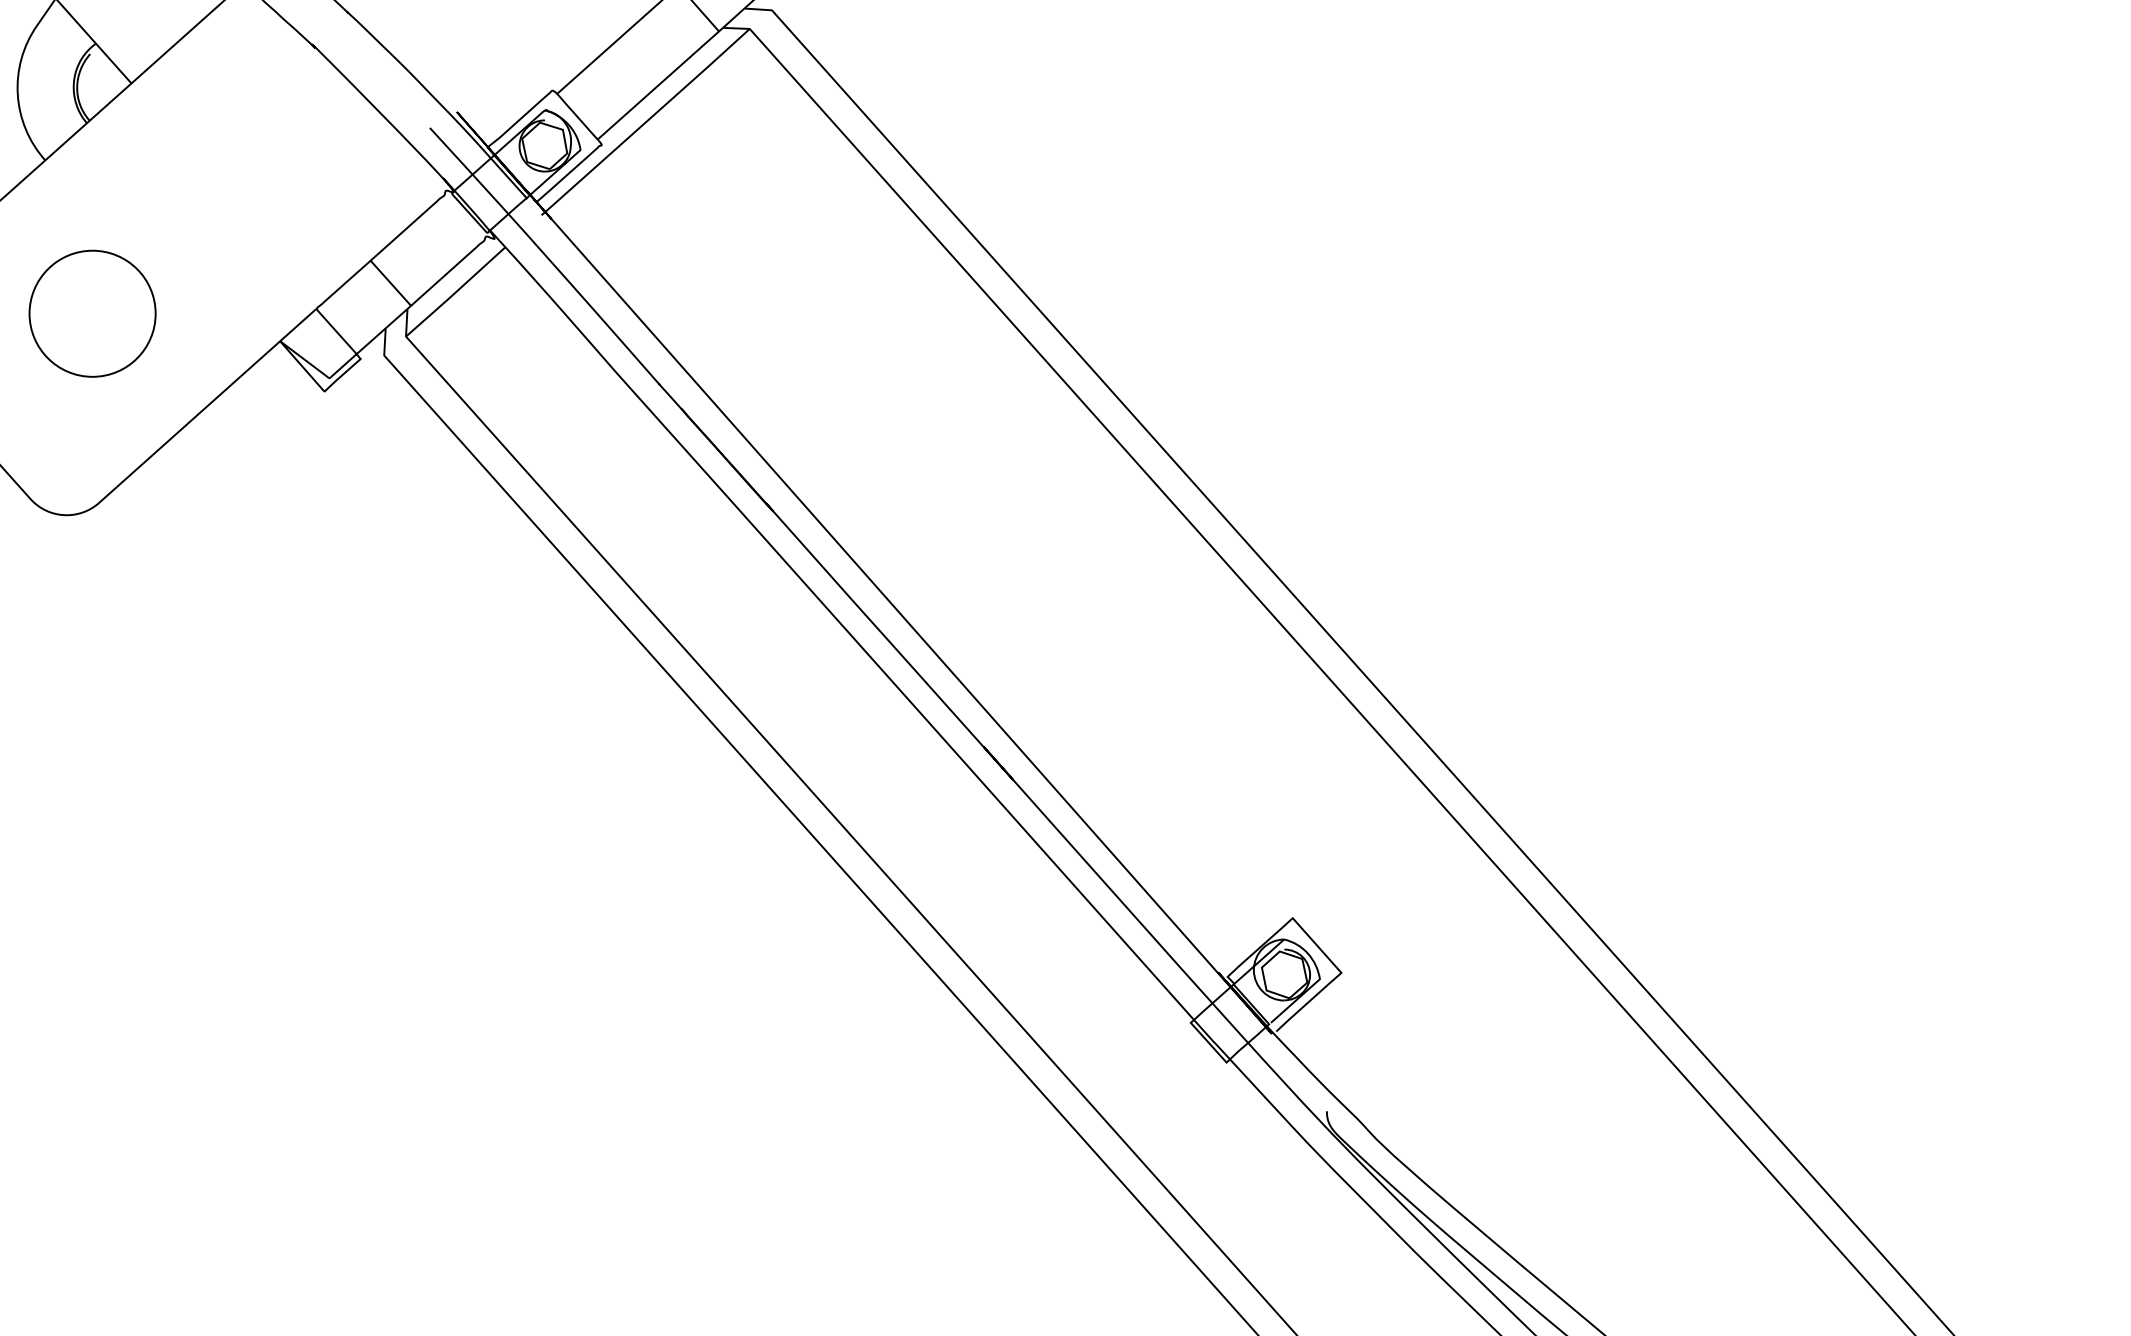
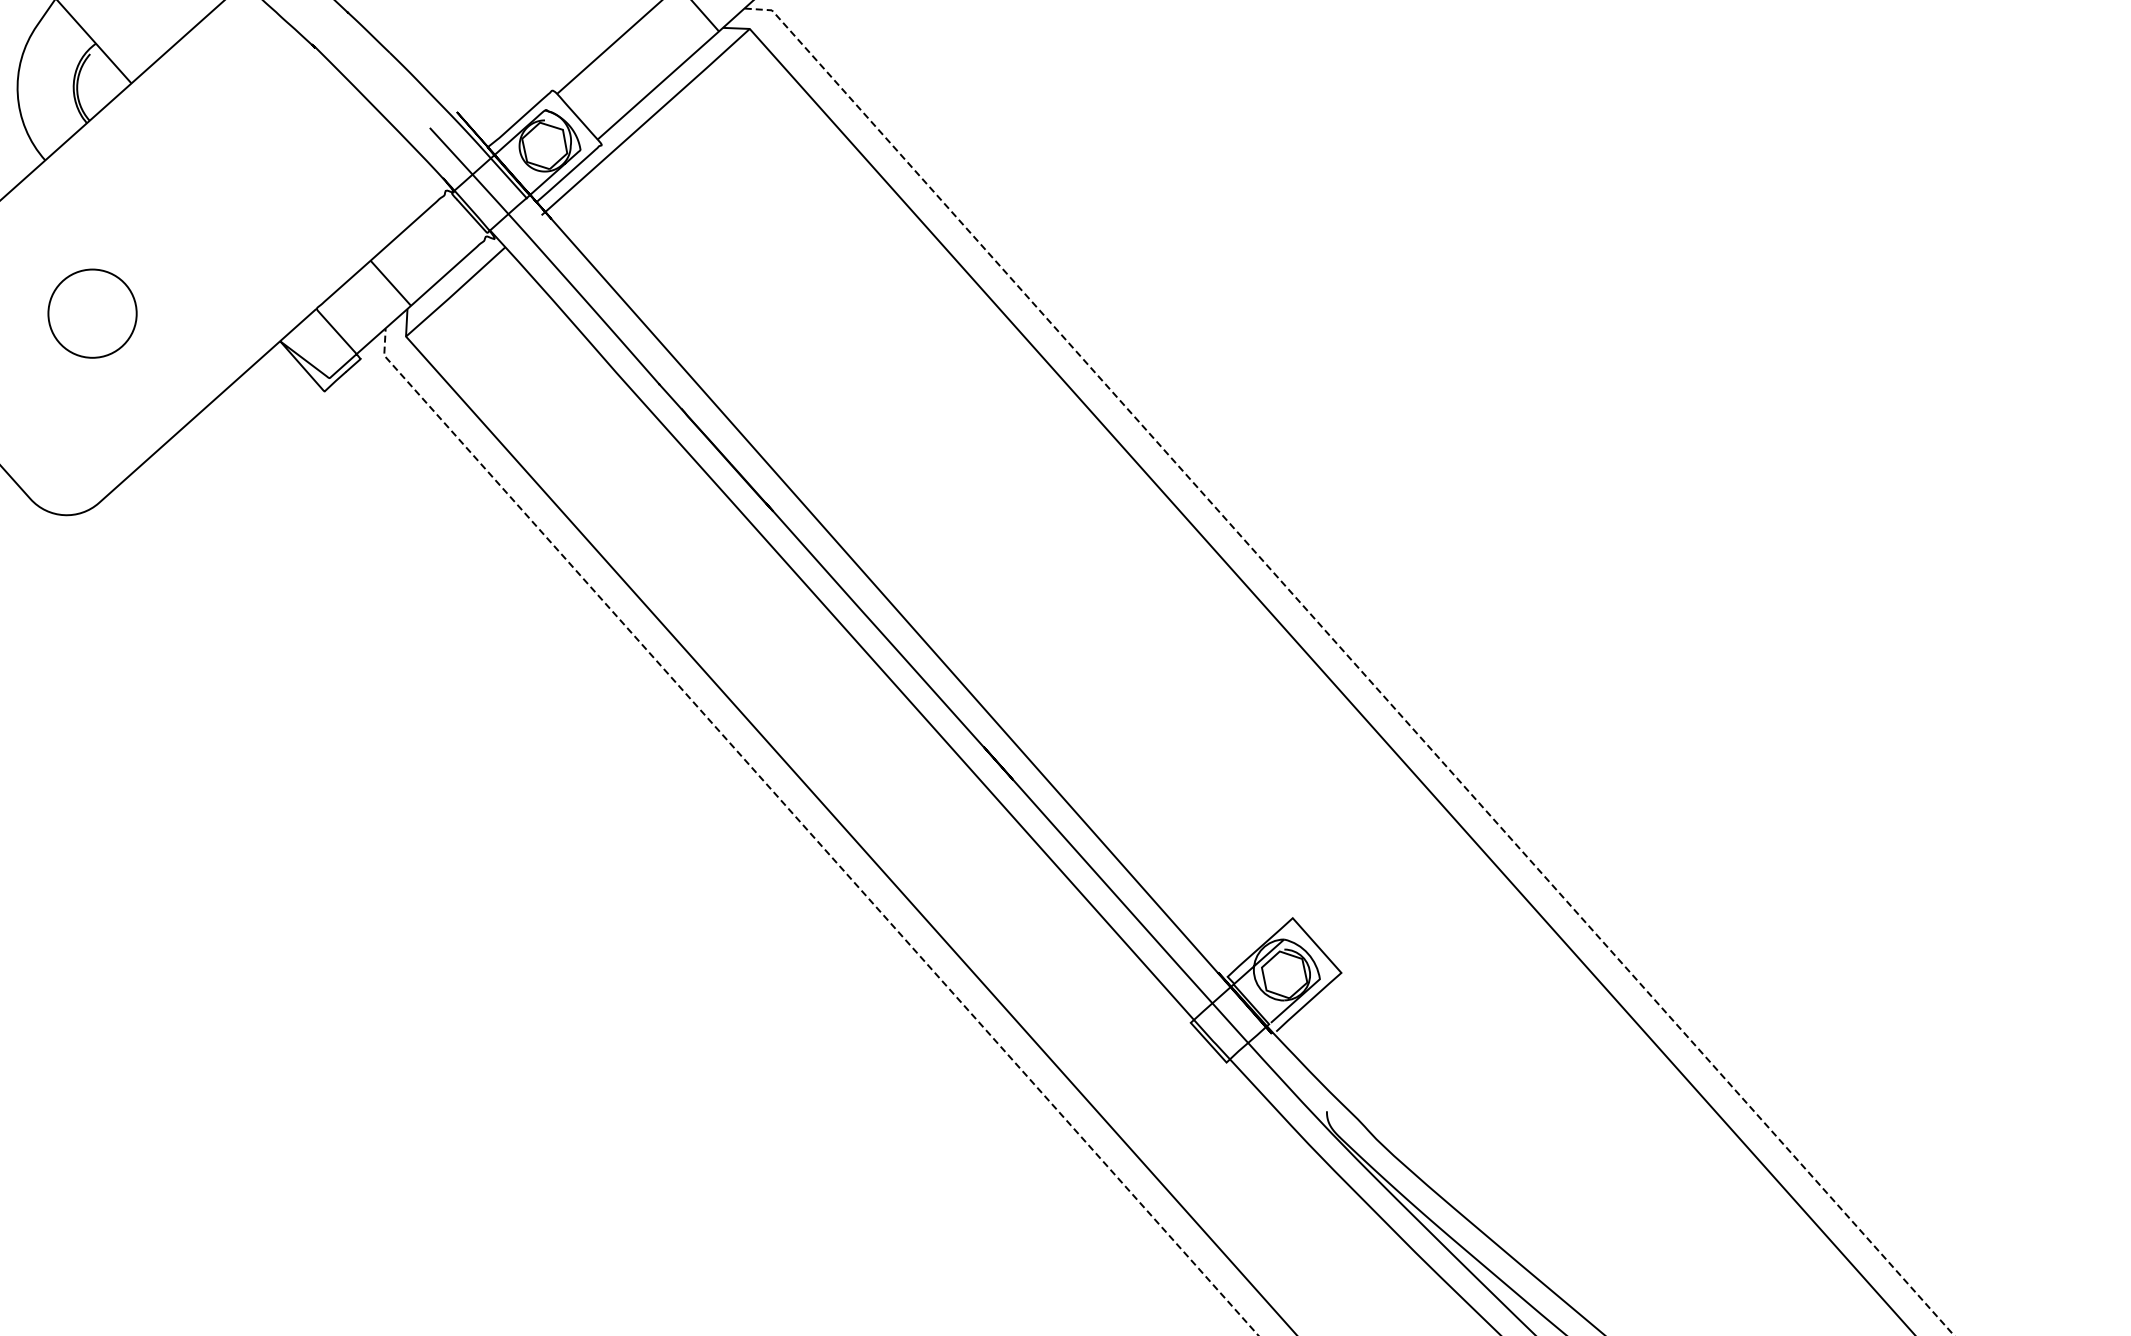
circle size: 129x129 px -> 91x91 px (92, 313)
line: solid -> dashed (1353, 662)
line: solid -> dashed (812, 835)
